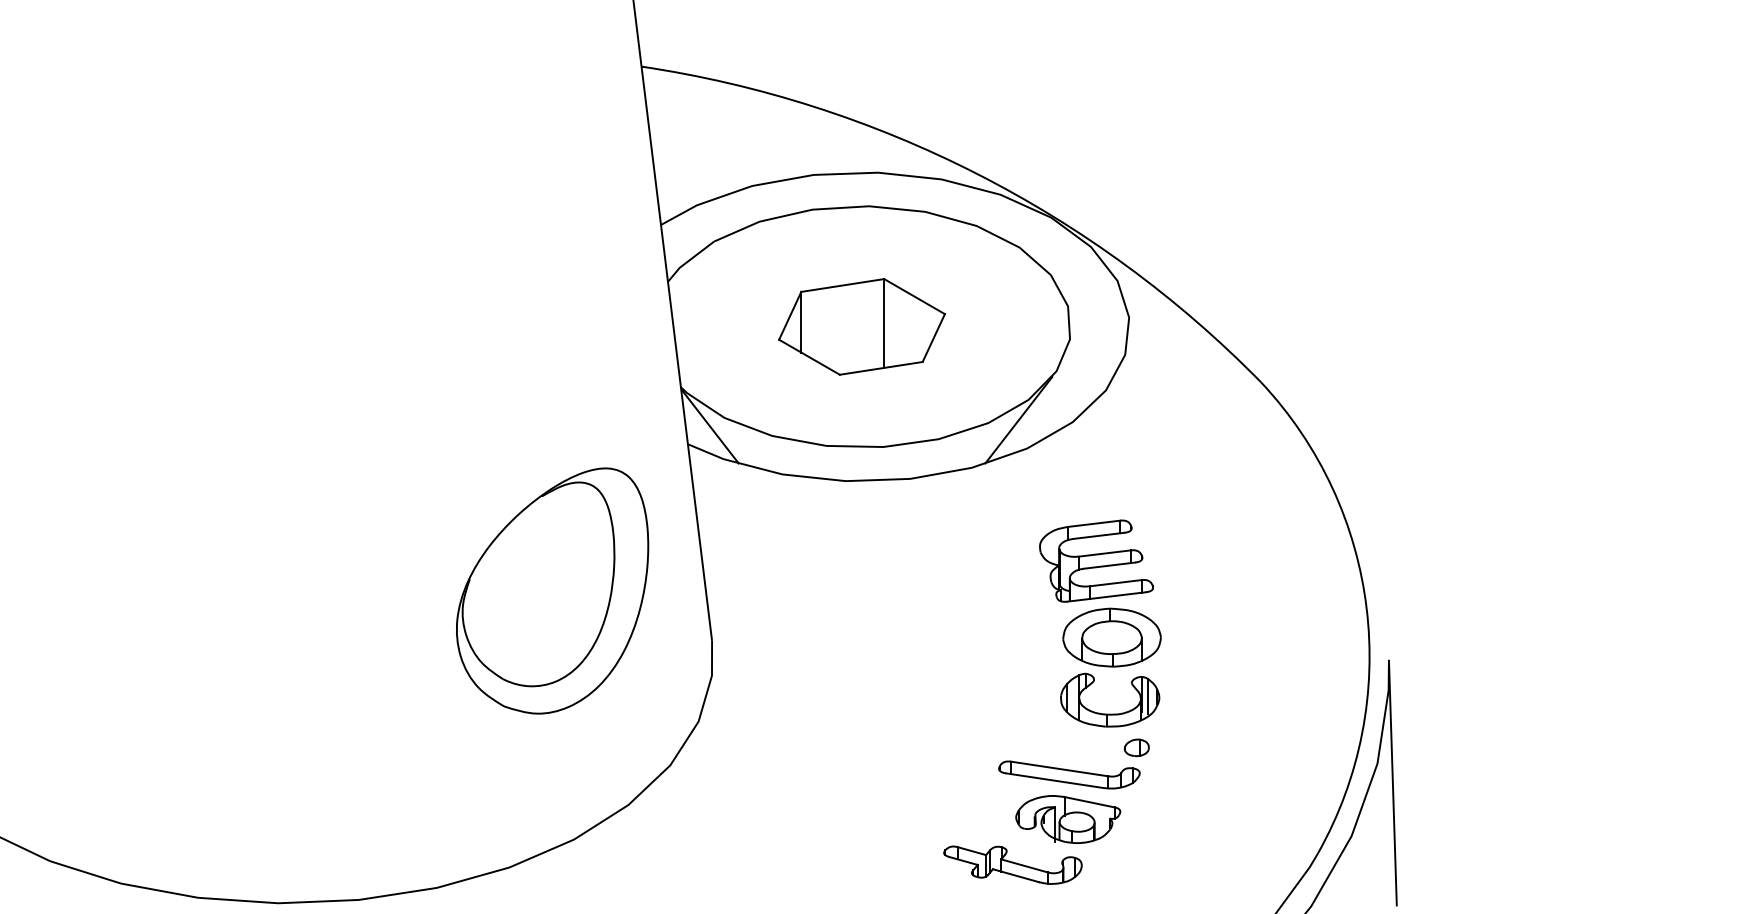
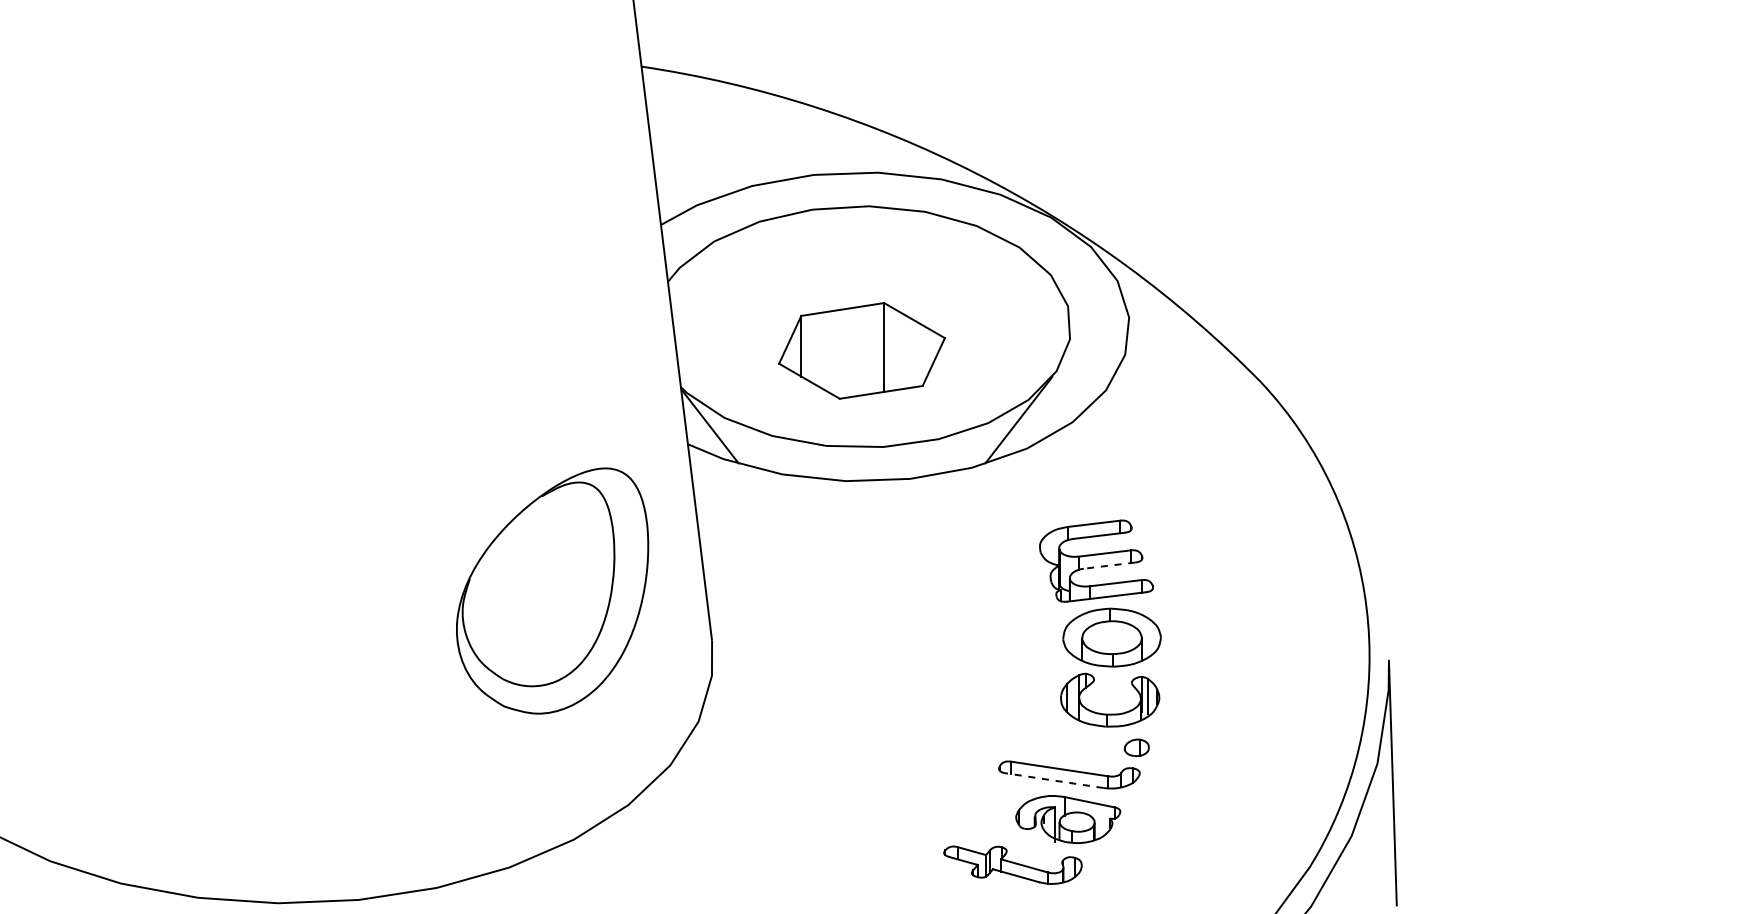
part position: (861, 326) -> (861, 350) (861, 350)
line: solid -> dashed (1109, 565)
line: solid -> dashed (1054, 780)
